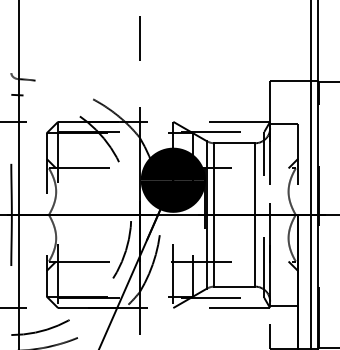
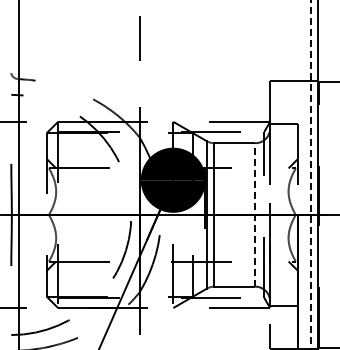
line: solid -> dashed (311, 174)
line: solid -> dashed (255, 214)
